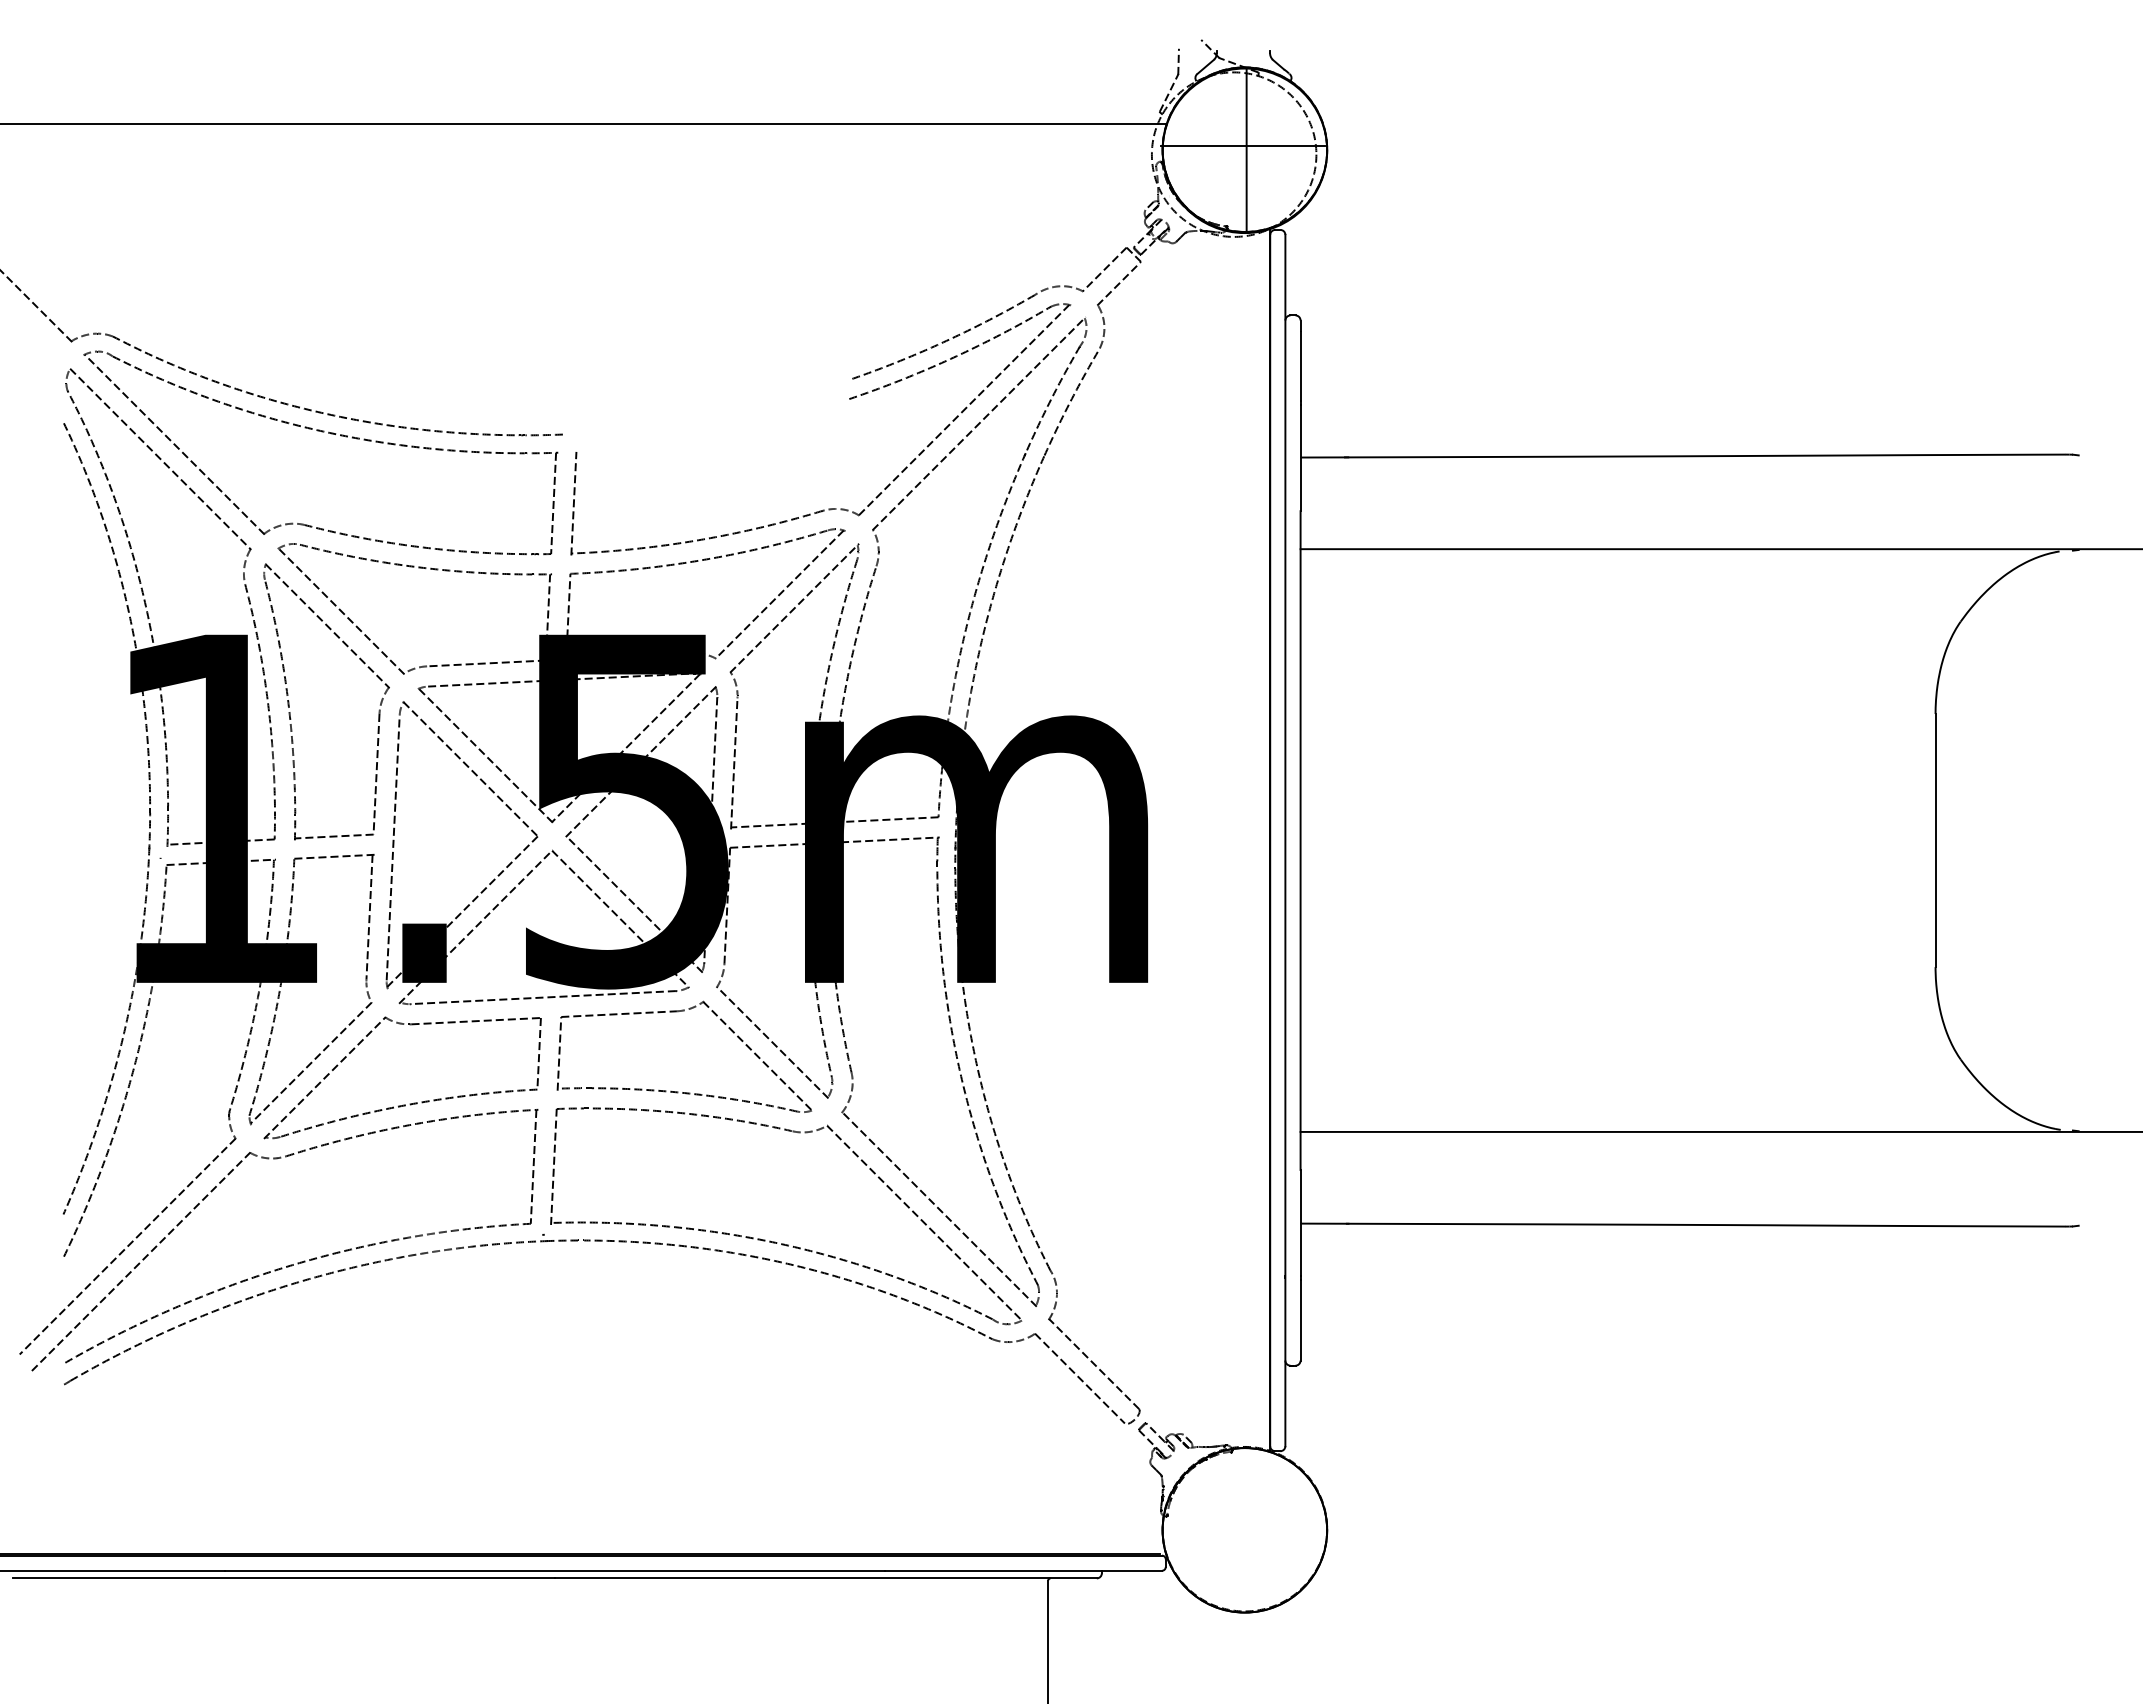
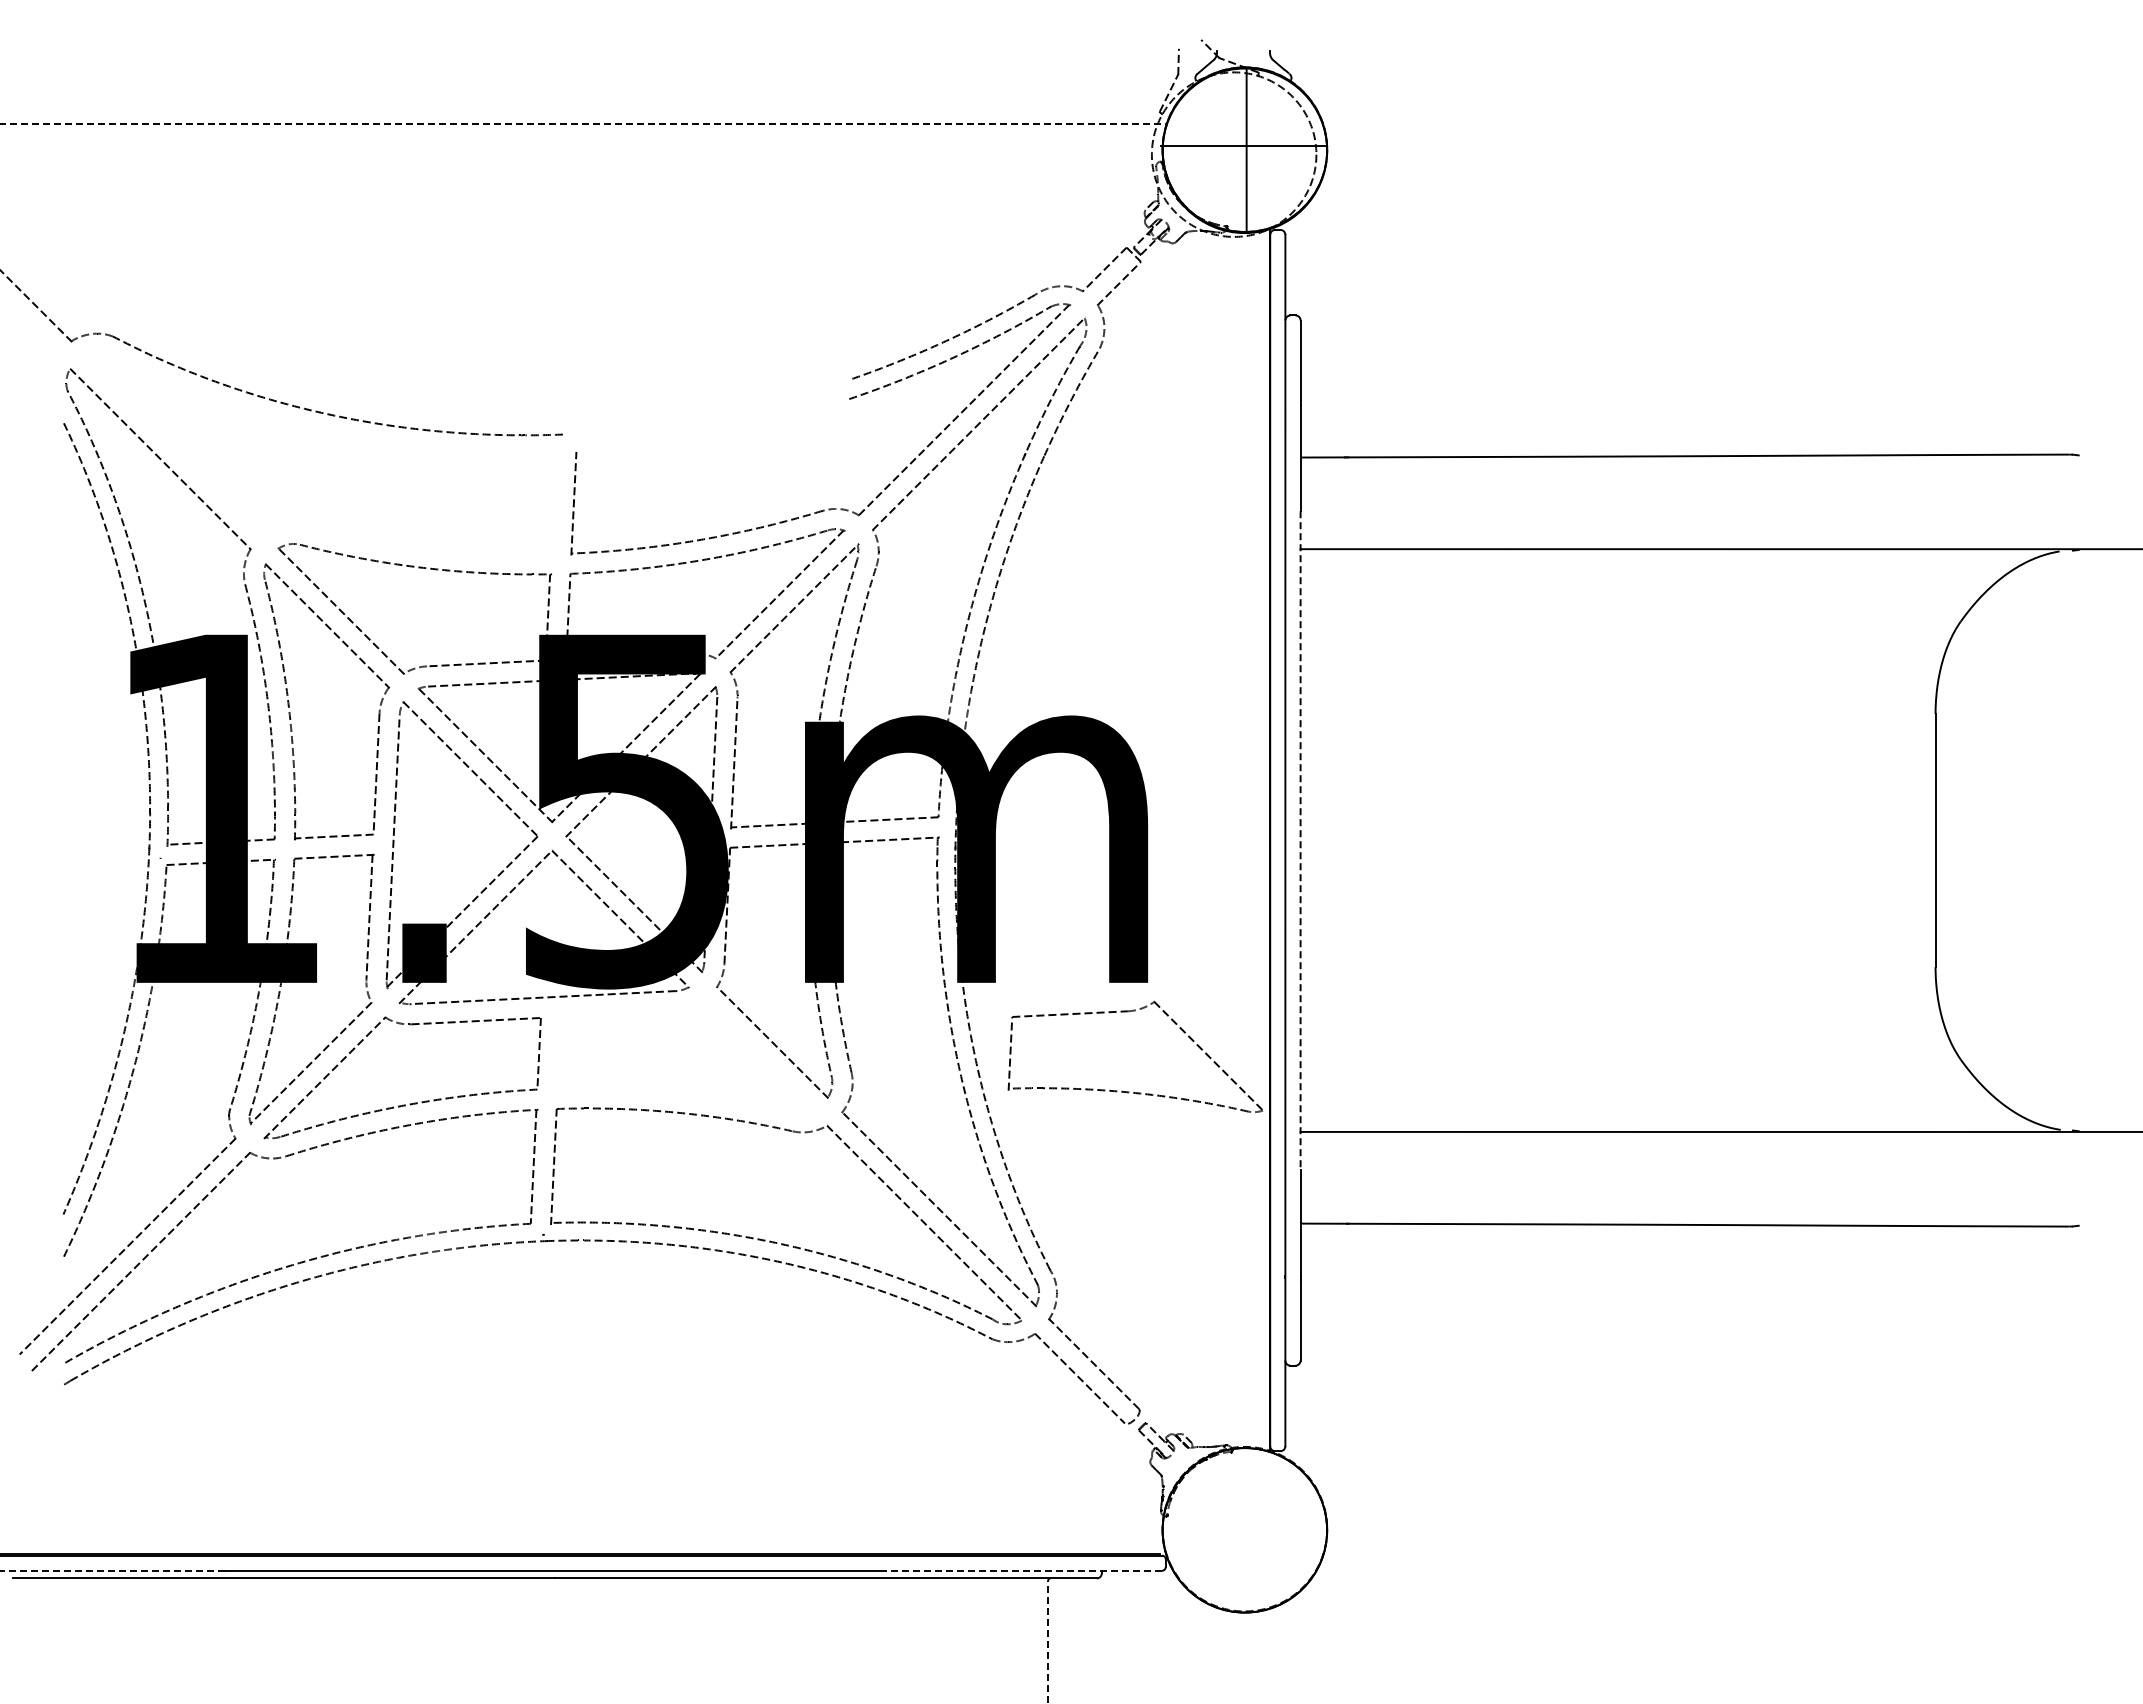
line: solid -> dashed (583, 124)
part: present -> none (321, 432)
line: solid -> dashed (1300, 841)
part position: (678, 1091) -> (1129, 1091) (1129, 1091)
line: solid -> dashed (112, 1570)
line: solid -> dashed (1023, 1570)
line: solid -> dashed (1048, 1641)
